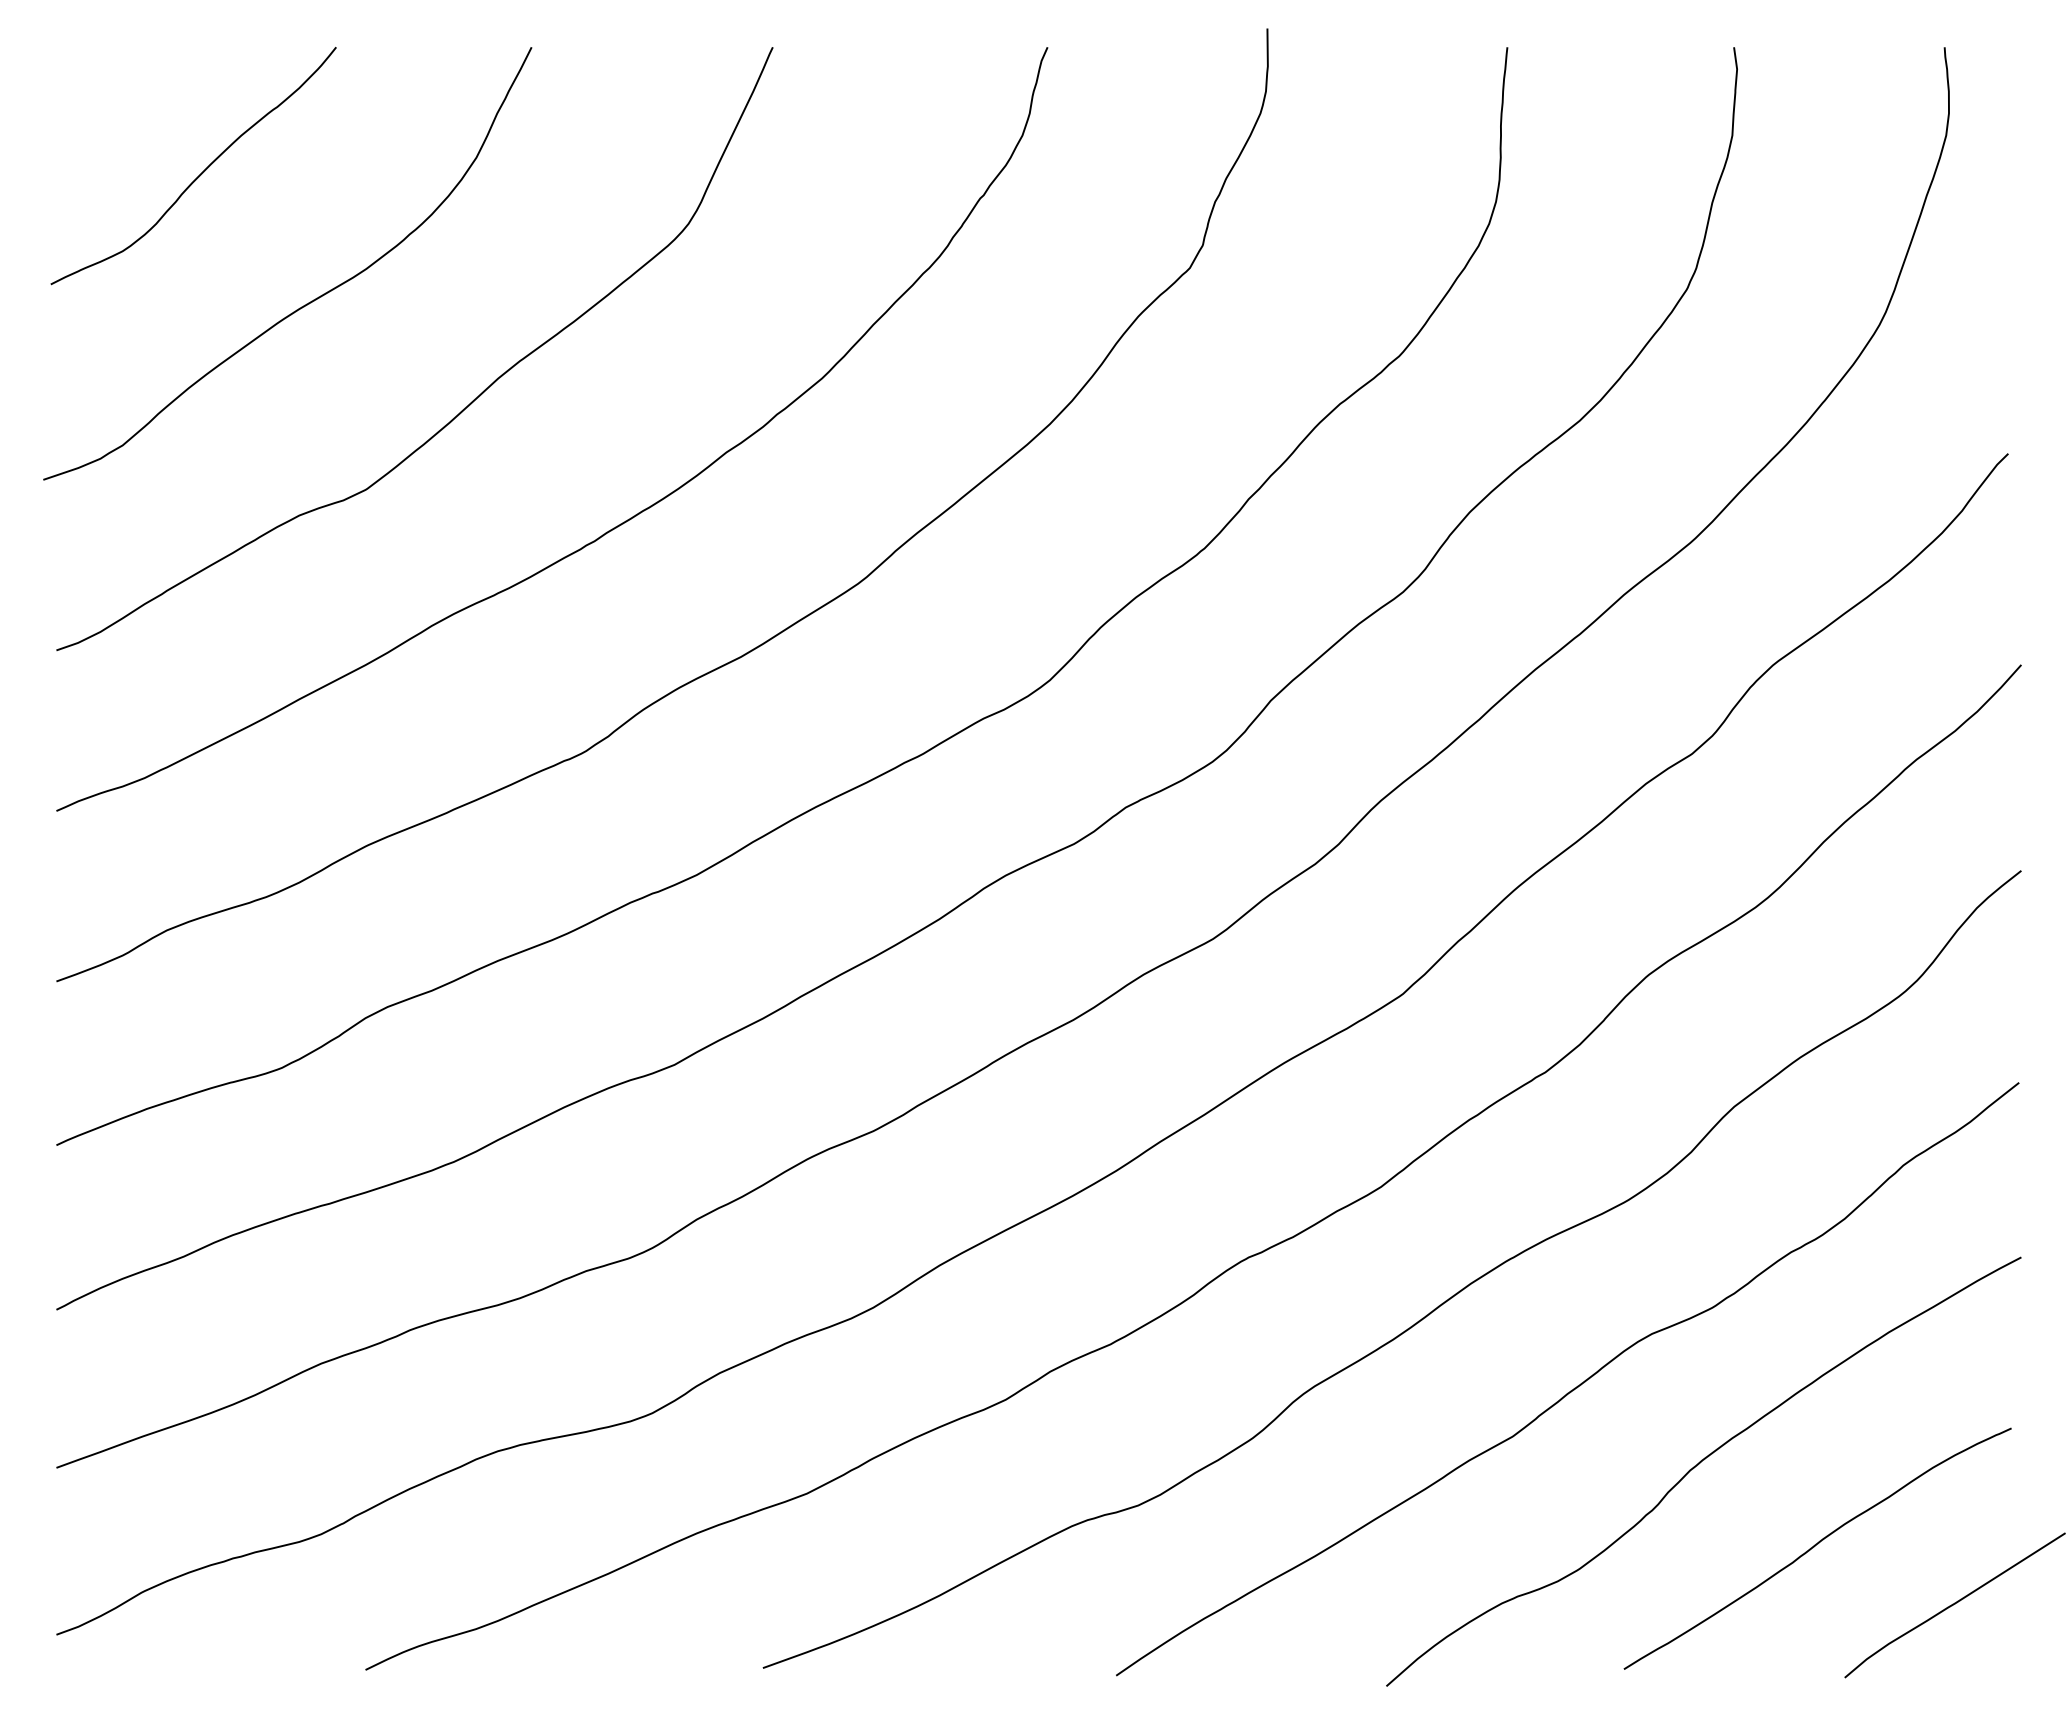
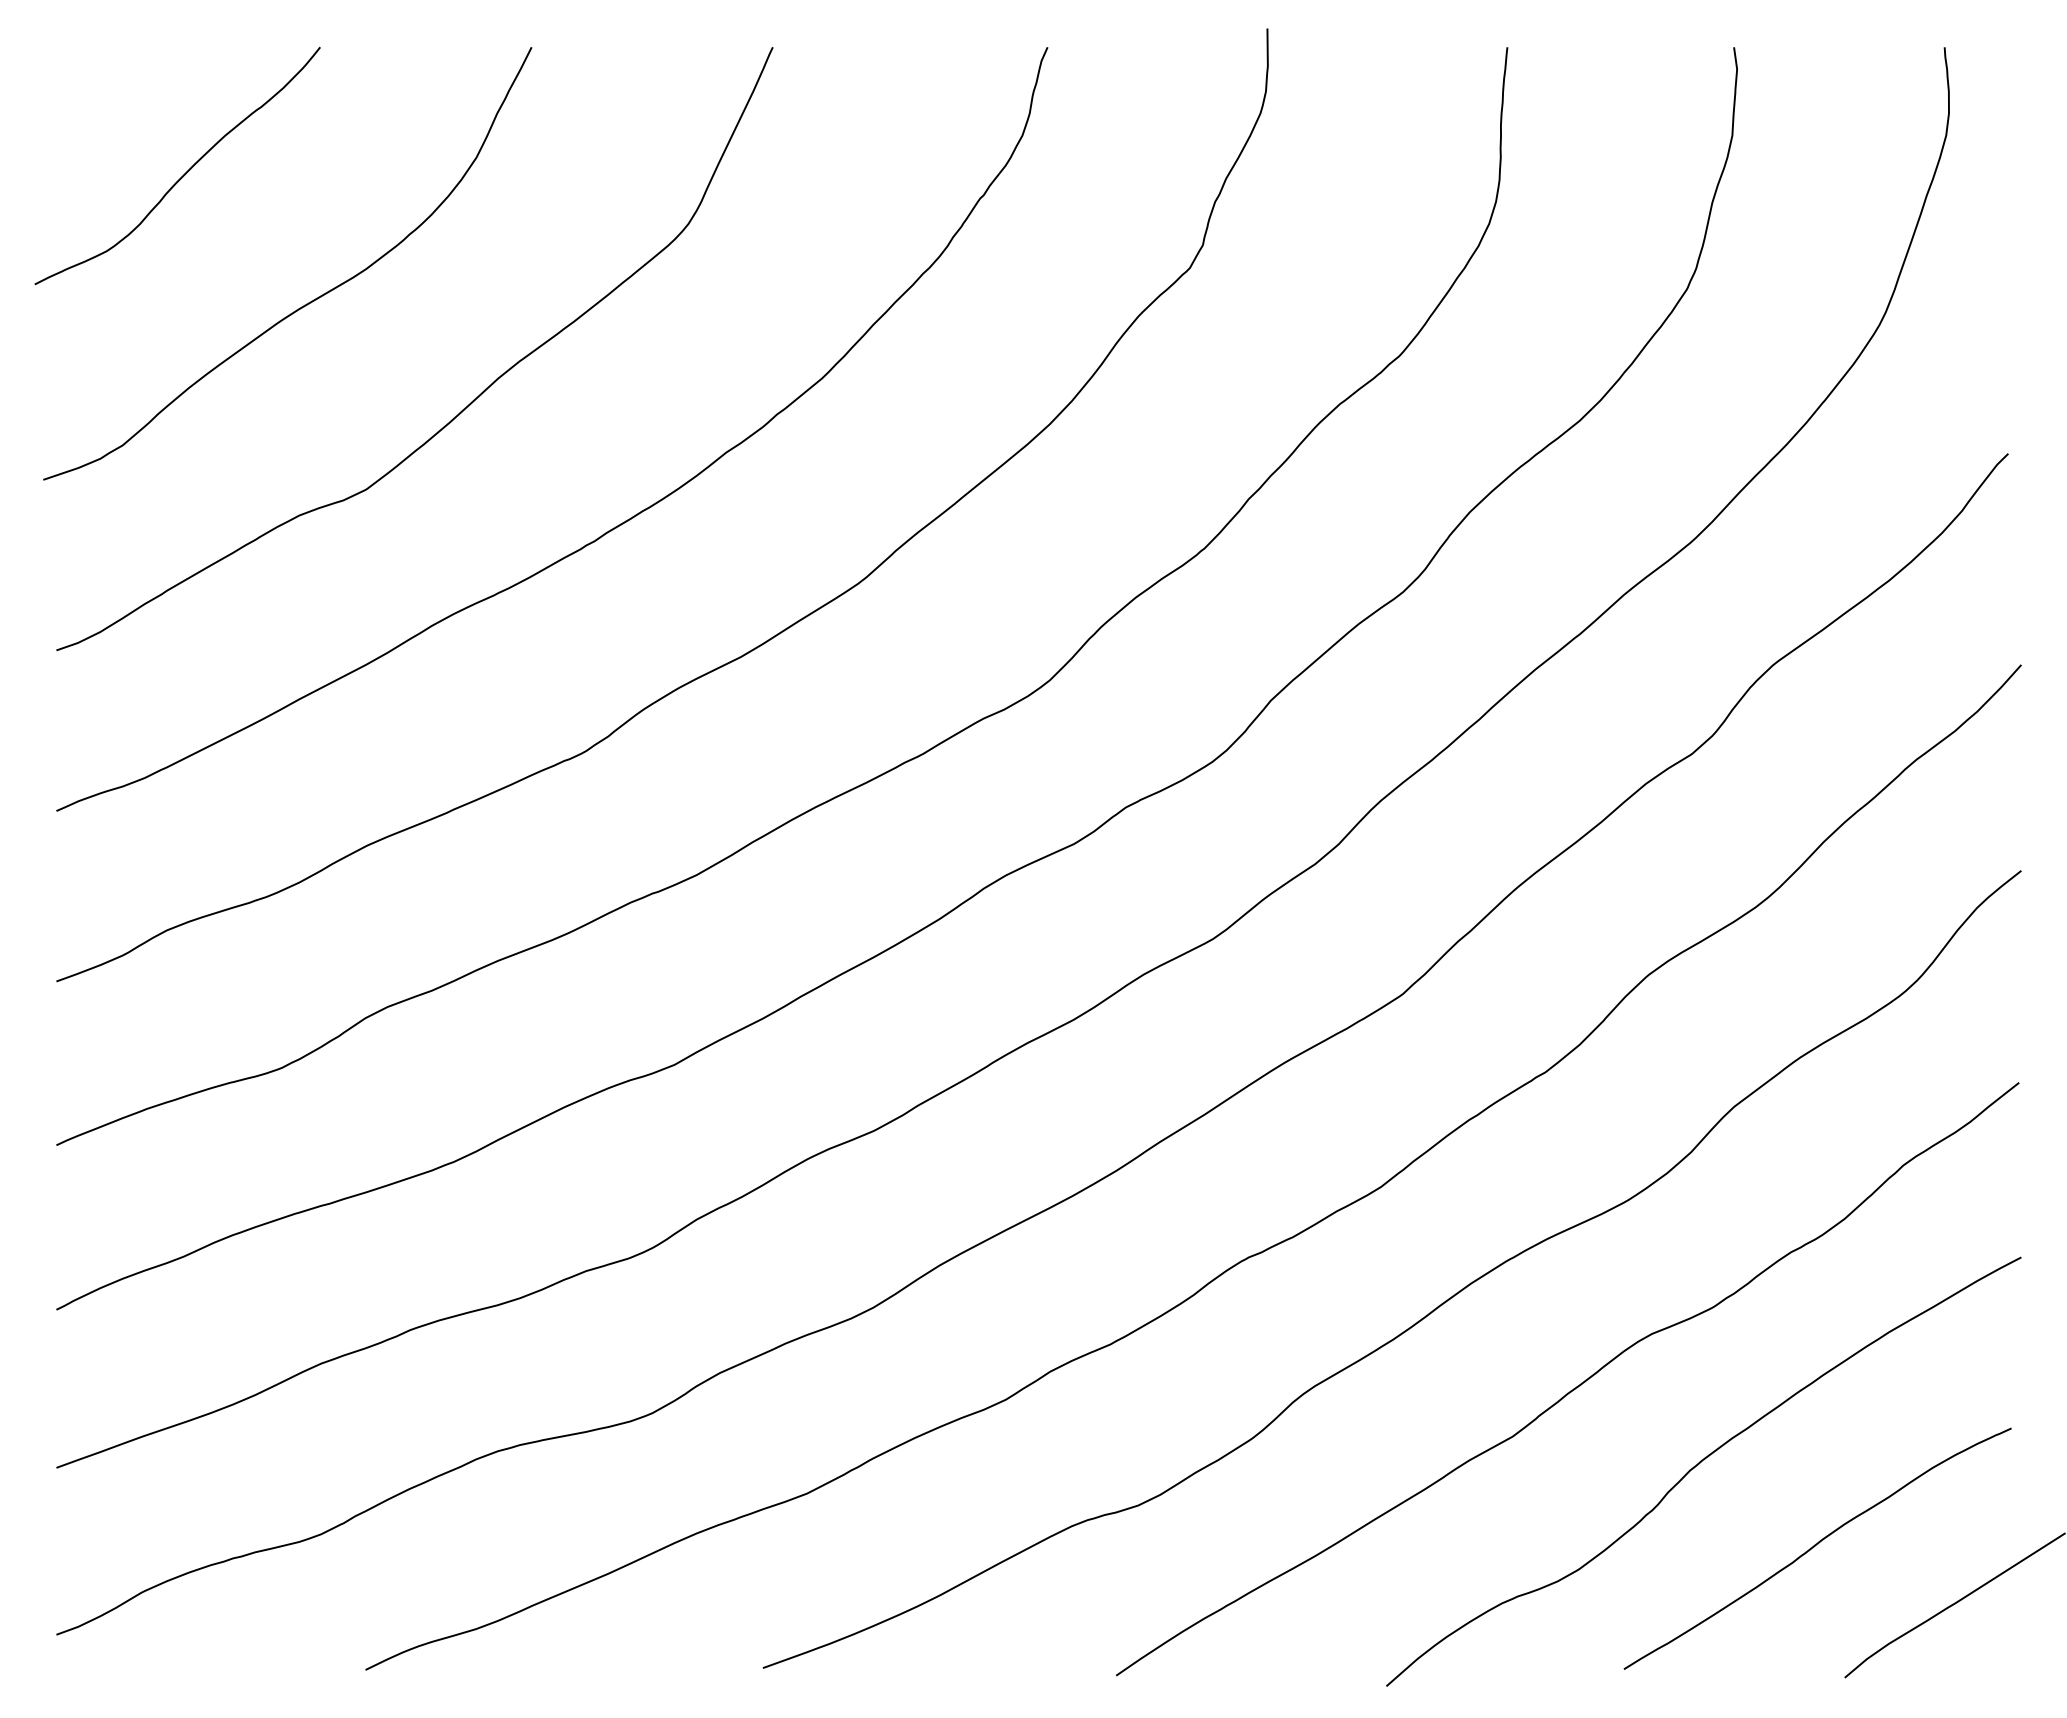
curve position: (200, 173) -> (184, 173) (184, 173)
